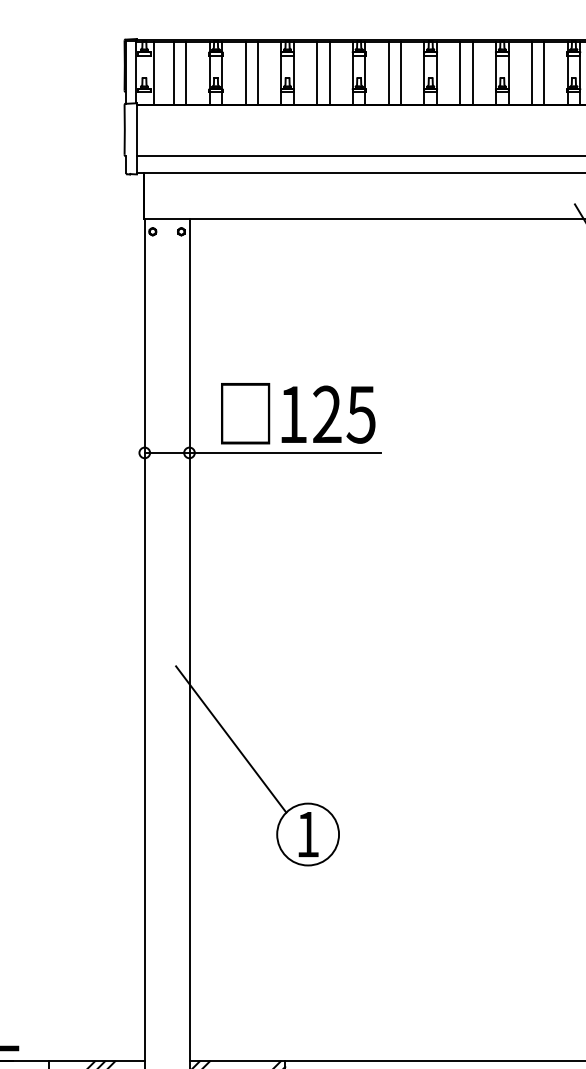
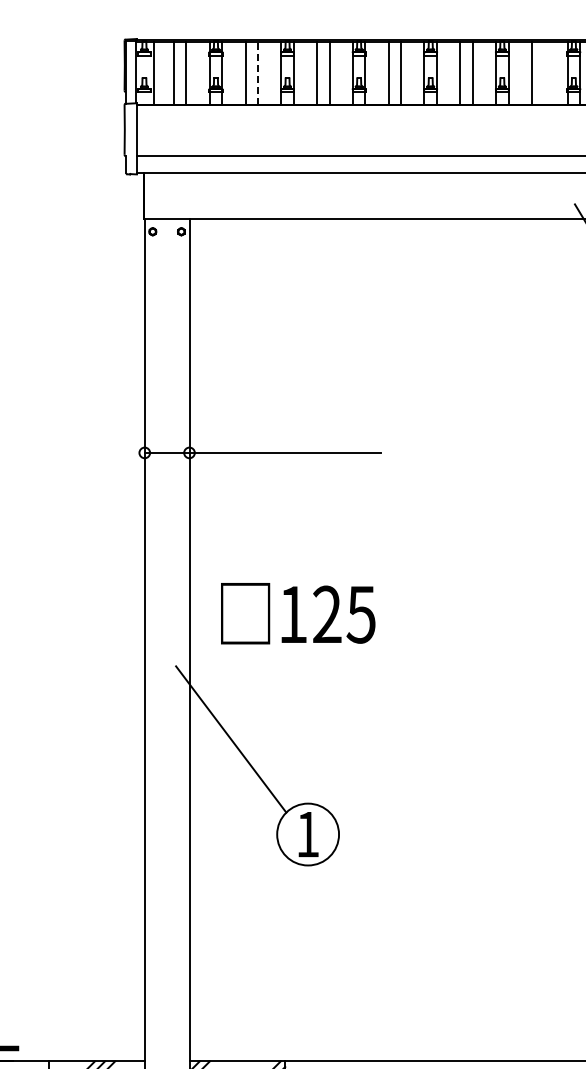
line: solid -> dashed (258, 72)
line: present -> none (544, 72)
text position: (298, 413) -> (298, 613) (298, 613)
